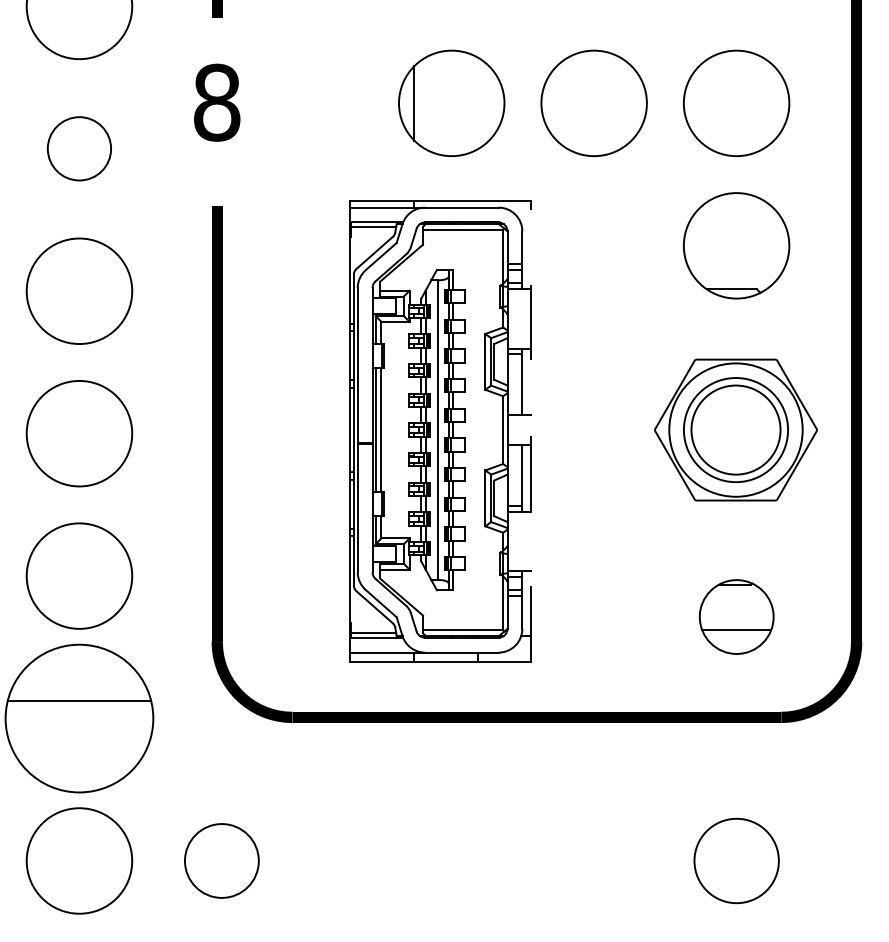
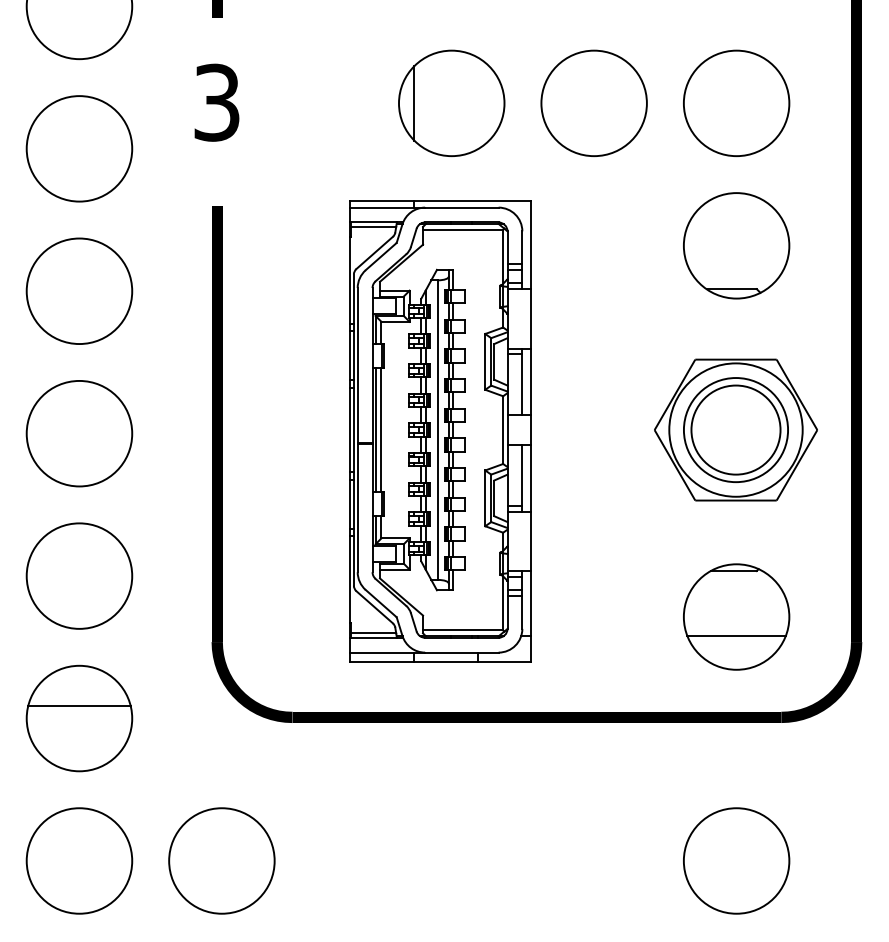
text: 8 -> 3 (217, 102)
circle diameter: 63 px -> 106 px (79, 148)
line: dashed -> solid (530, 430)
part size: 77x76 px -> 108x108 px (736, 616)
part size: 151x151 px -> 109x109 px (79, 718)
circle diameter: 74 px -> 106 px (221, 860)
circle size: 87x88 px -> 108x108 px (736, 860)
